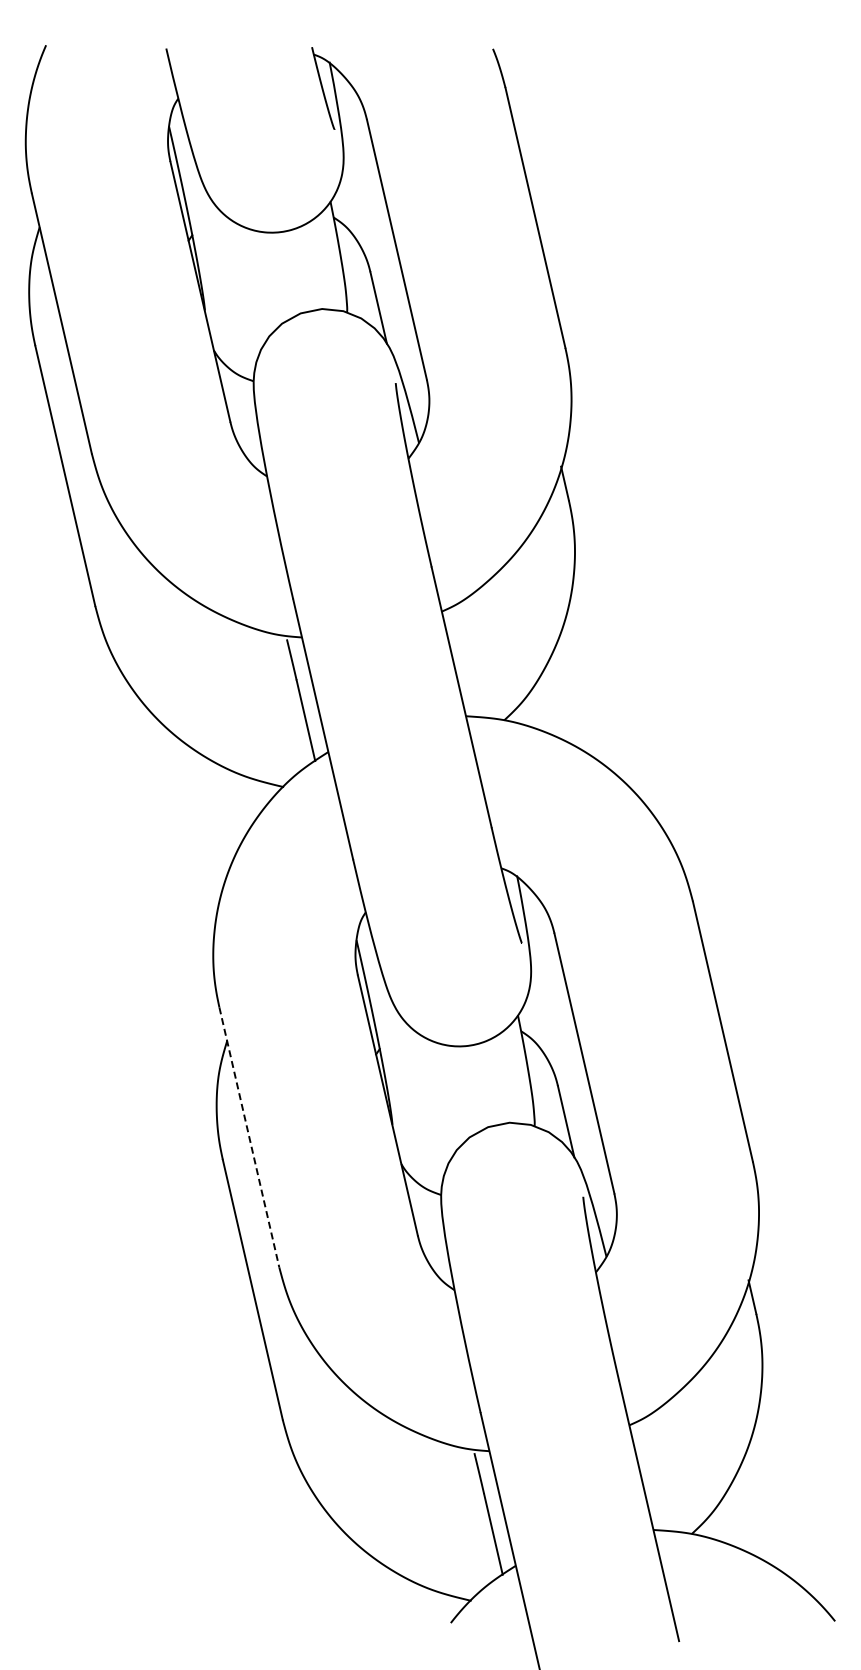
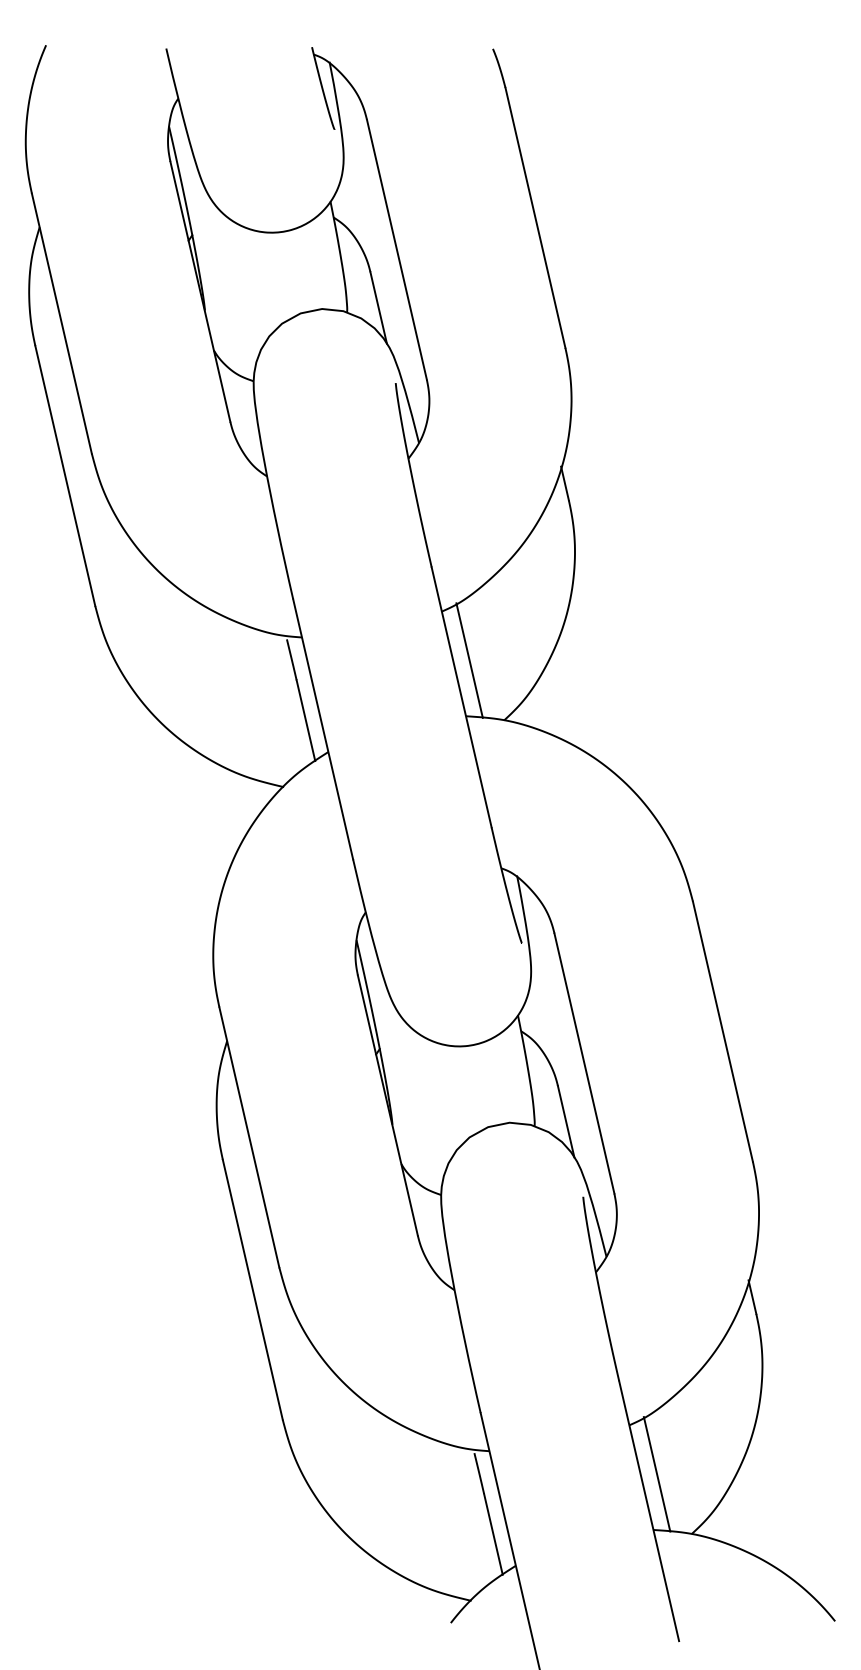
line: none -> present (469, 660)
line: dashed -> solid (249, 1137)
line: none -> present (656, 1474)
